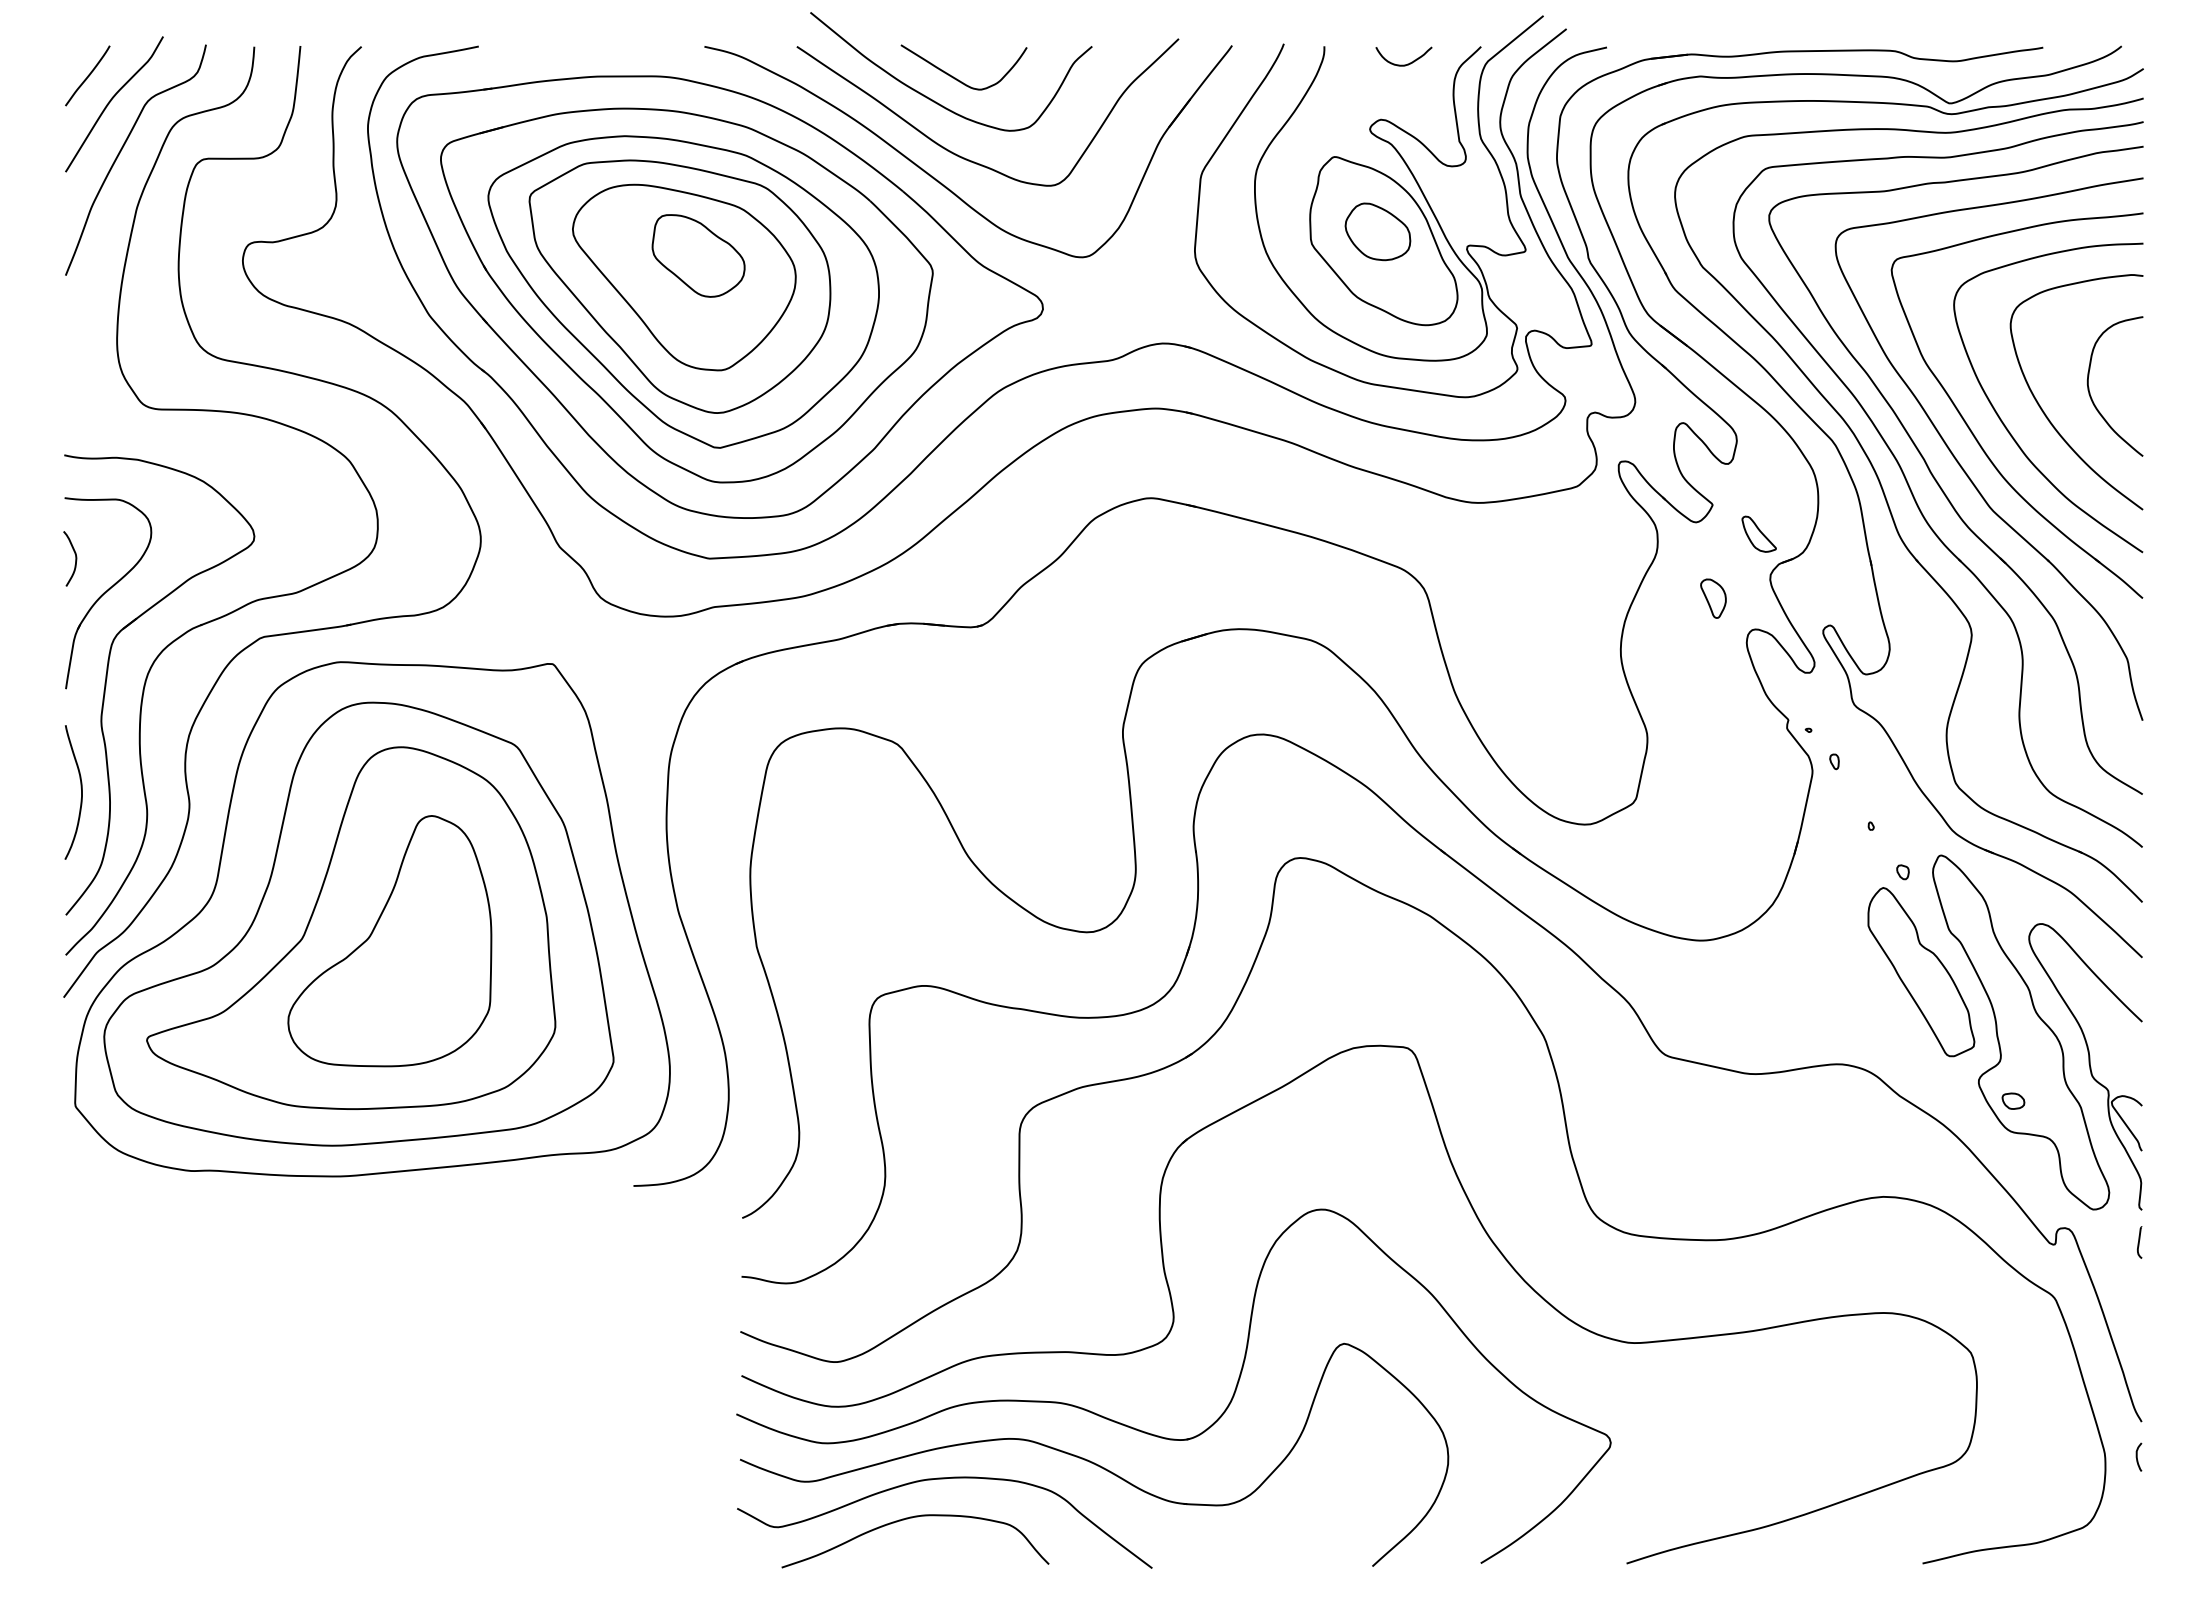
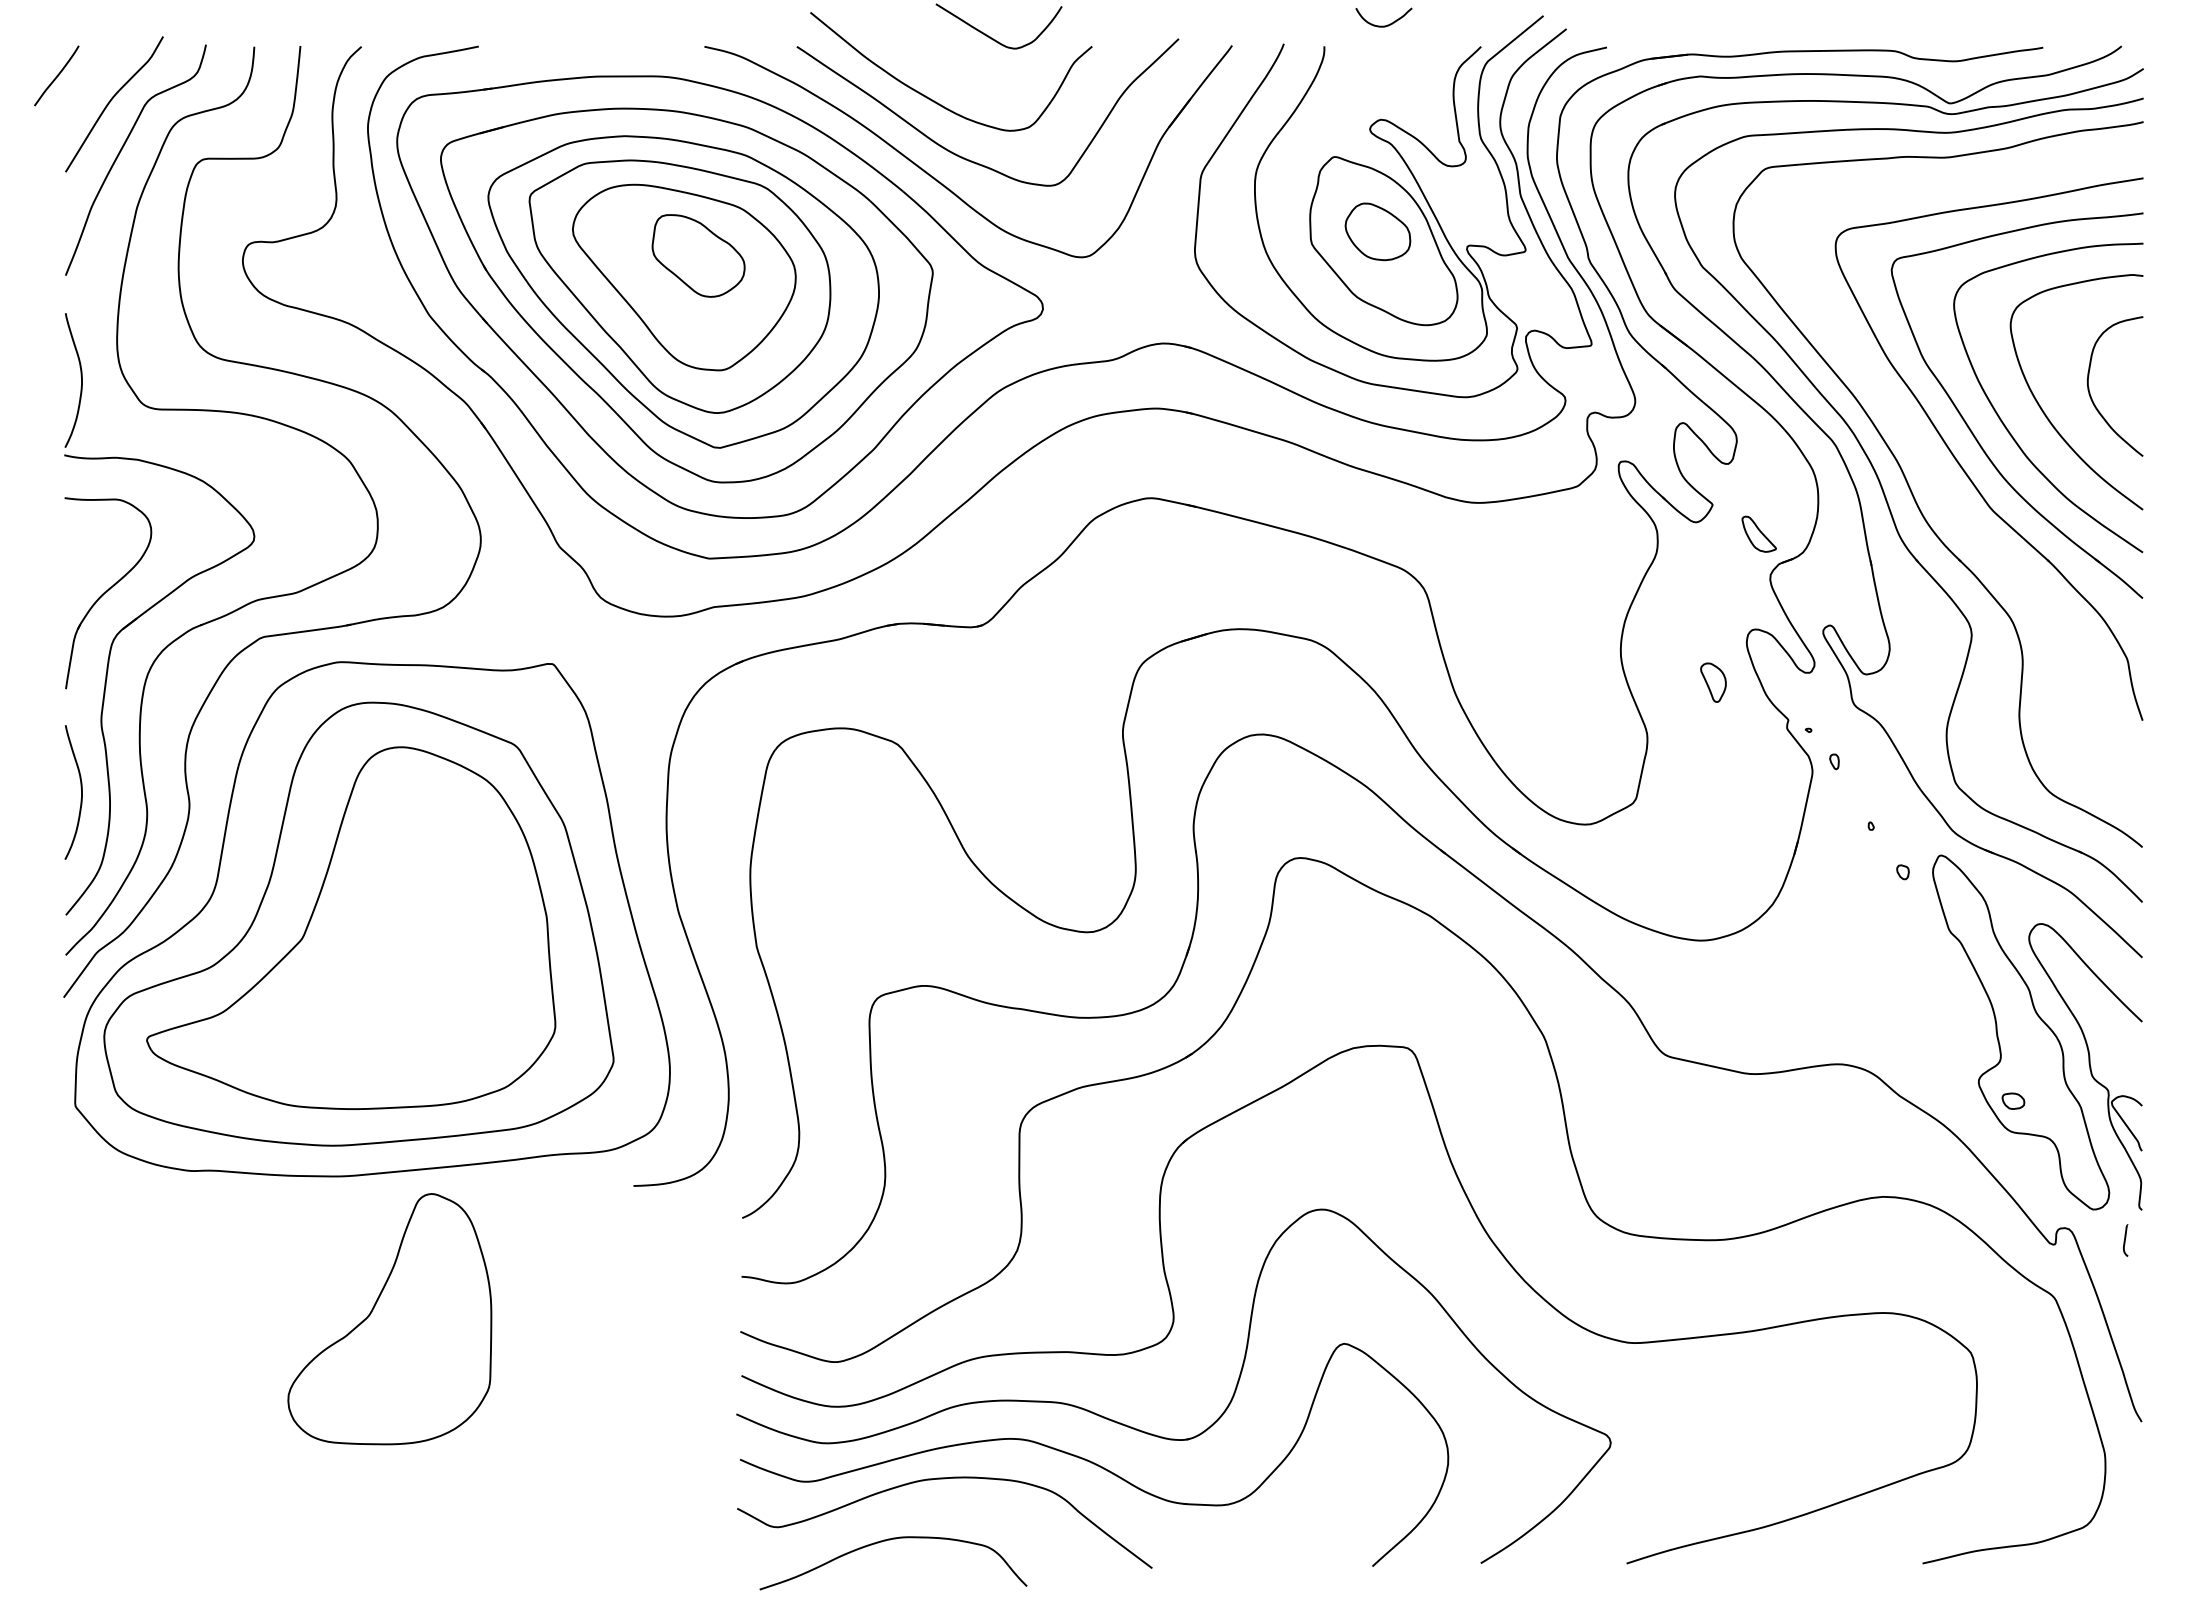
curve position: (1403, 64) -> (1383, 25) (1383, 25)
curve position: (87, 75) -> (56, 75) (56, 75)
curve position: (957, 78) -> (992, 37) (992, 37)
curve: none -> present (81, 380)
part: present -> none (1938, 482)
curve: present -> none (75, 558)
part position: (1713, 598) -> (1713, 682) (1713, 682)
part position: (389, 941) -> (389, 1319) (389, 1319)
part: present -> none (1921, 972)
curve position: (2139, 1242) -> (2125, 1240) (2125, 1240)
curve: present -> none (2137, 1456)
curve position: (912, 1518) -> (890, 1540) (890, 1540)
